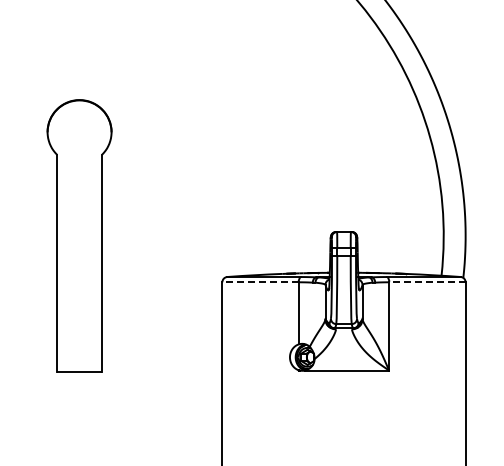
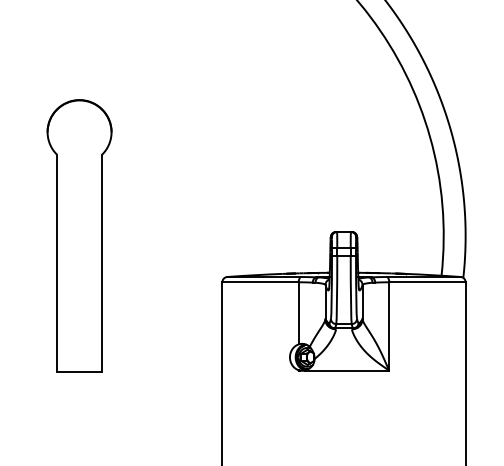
line: dashed -> solid (260, 282)
line: dashed -> solid (426, 282)
